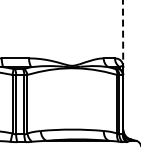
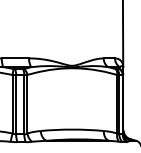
line: dashed -> solid (123, 32)
